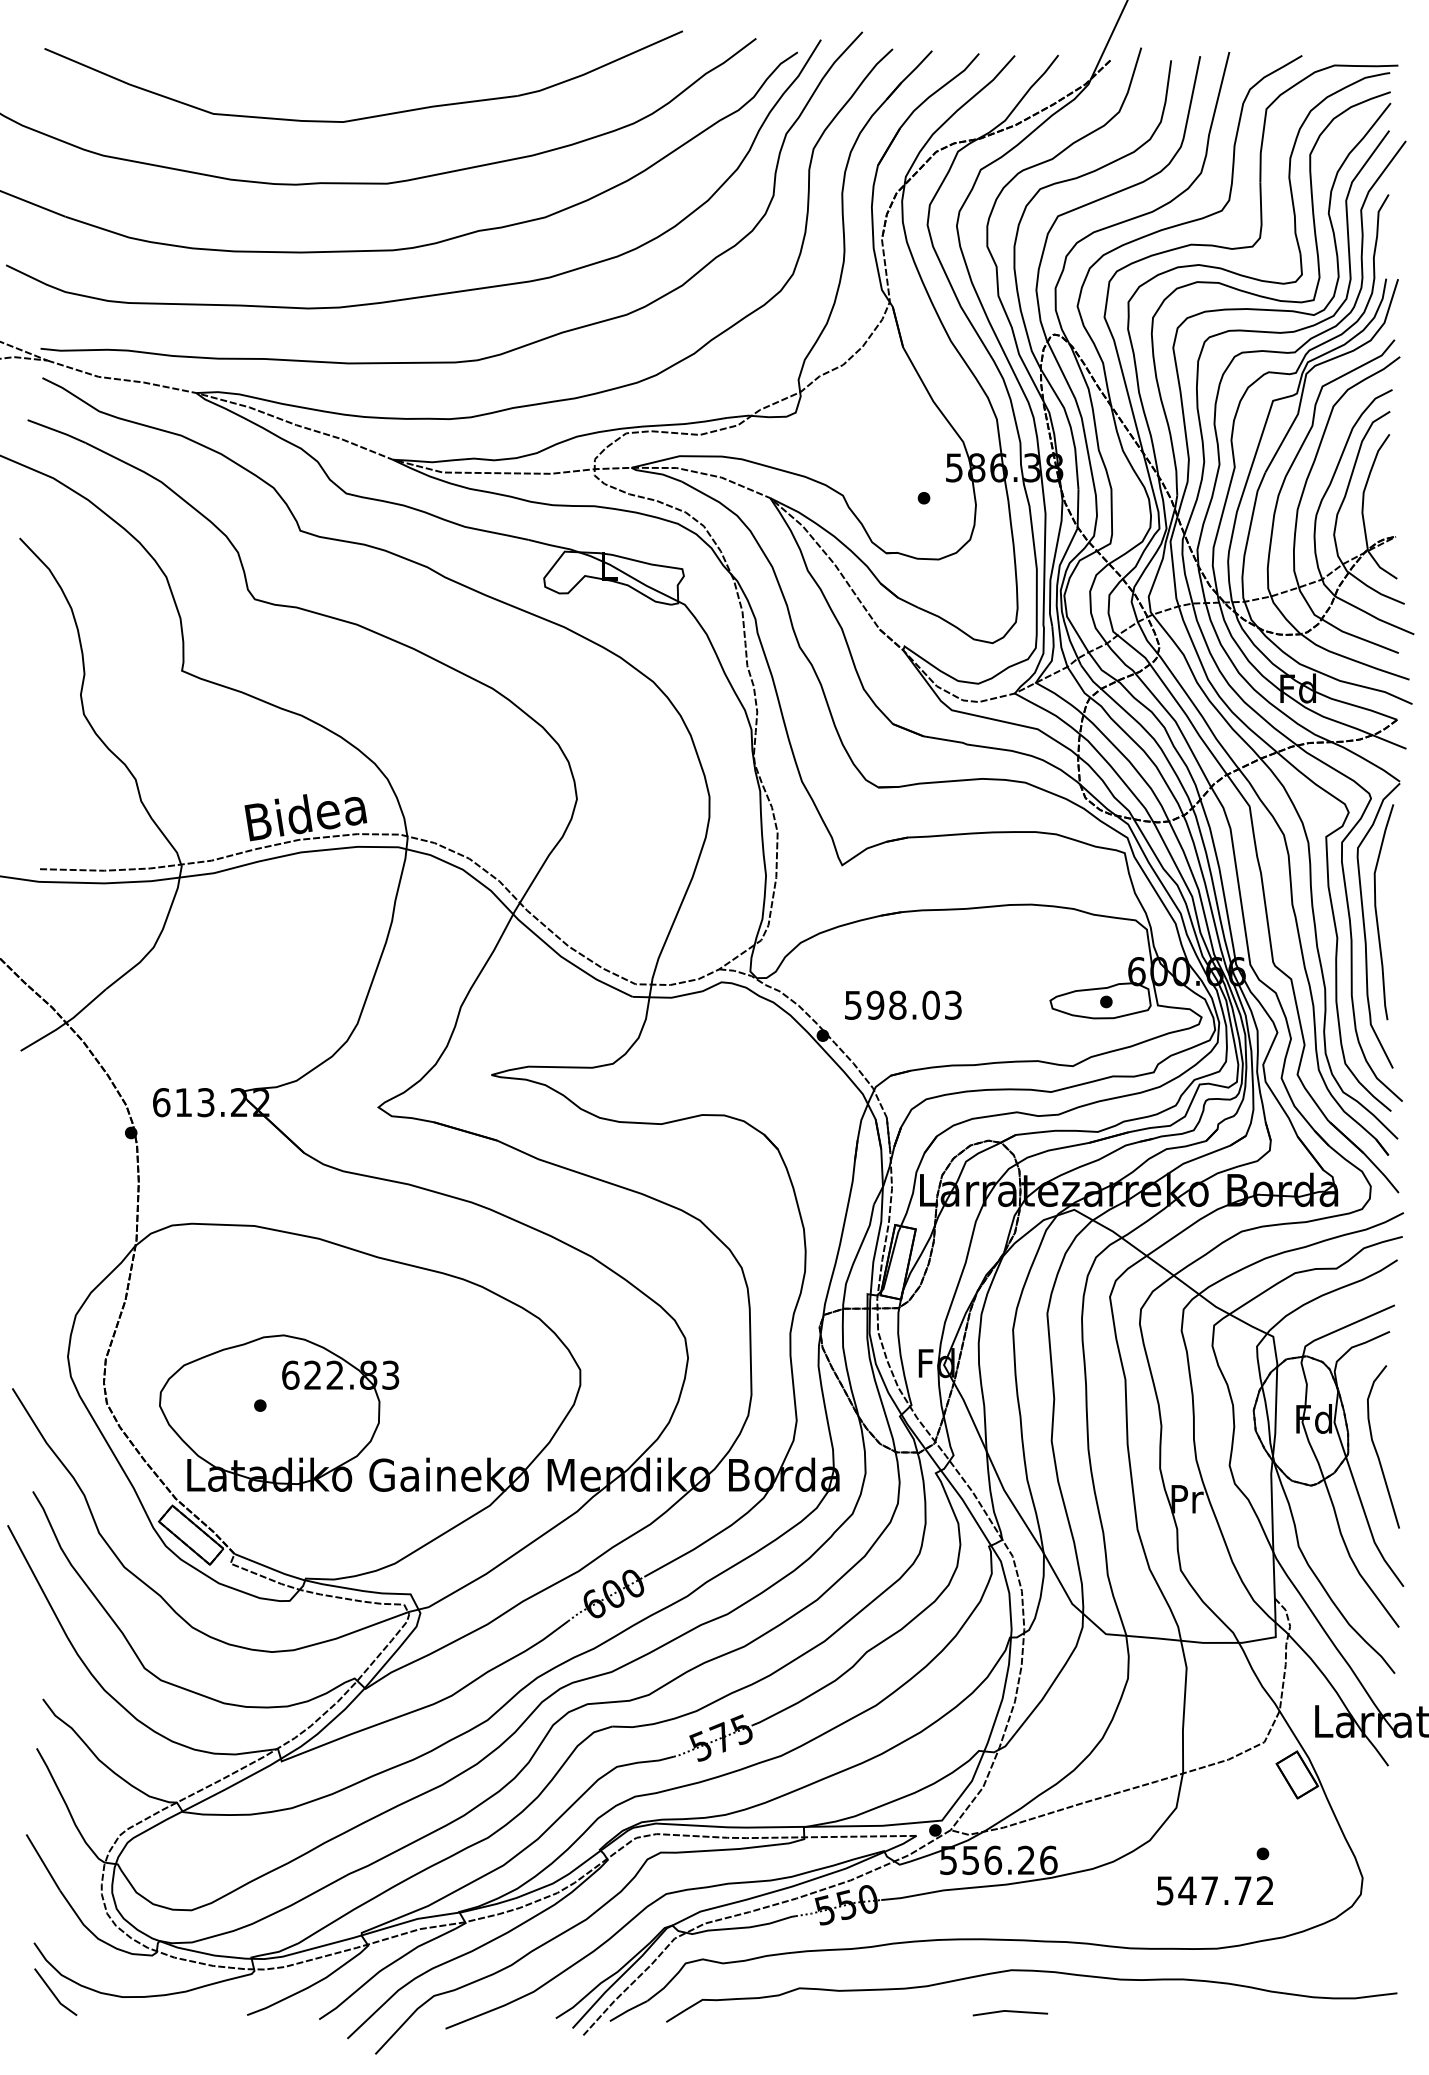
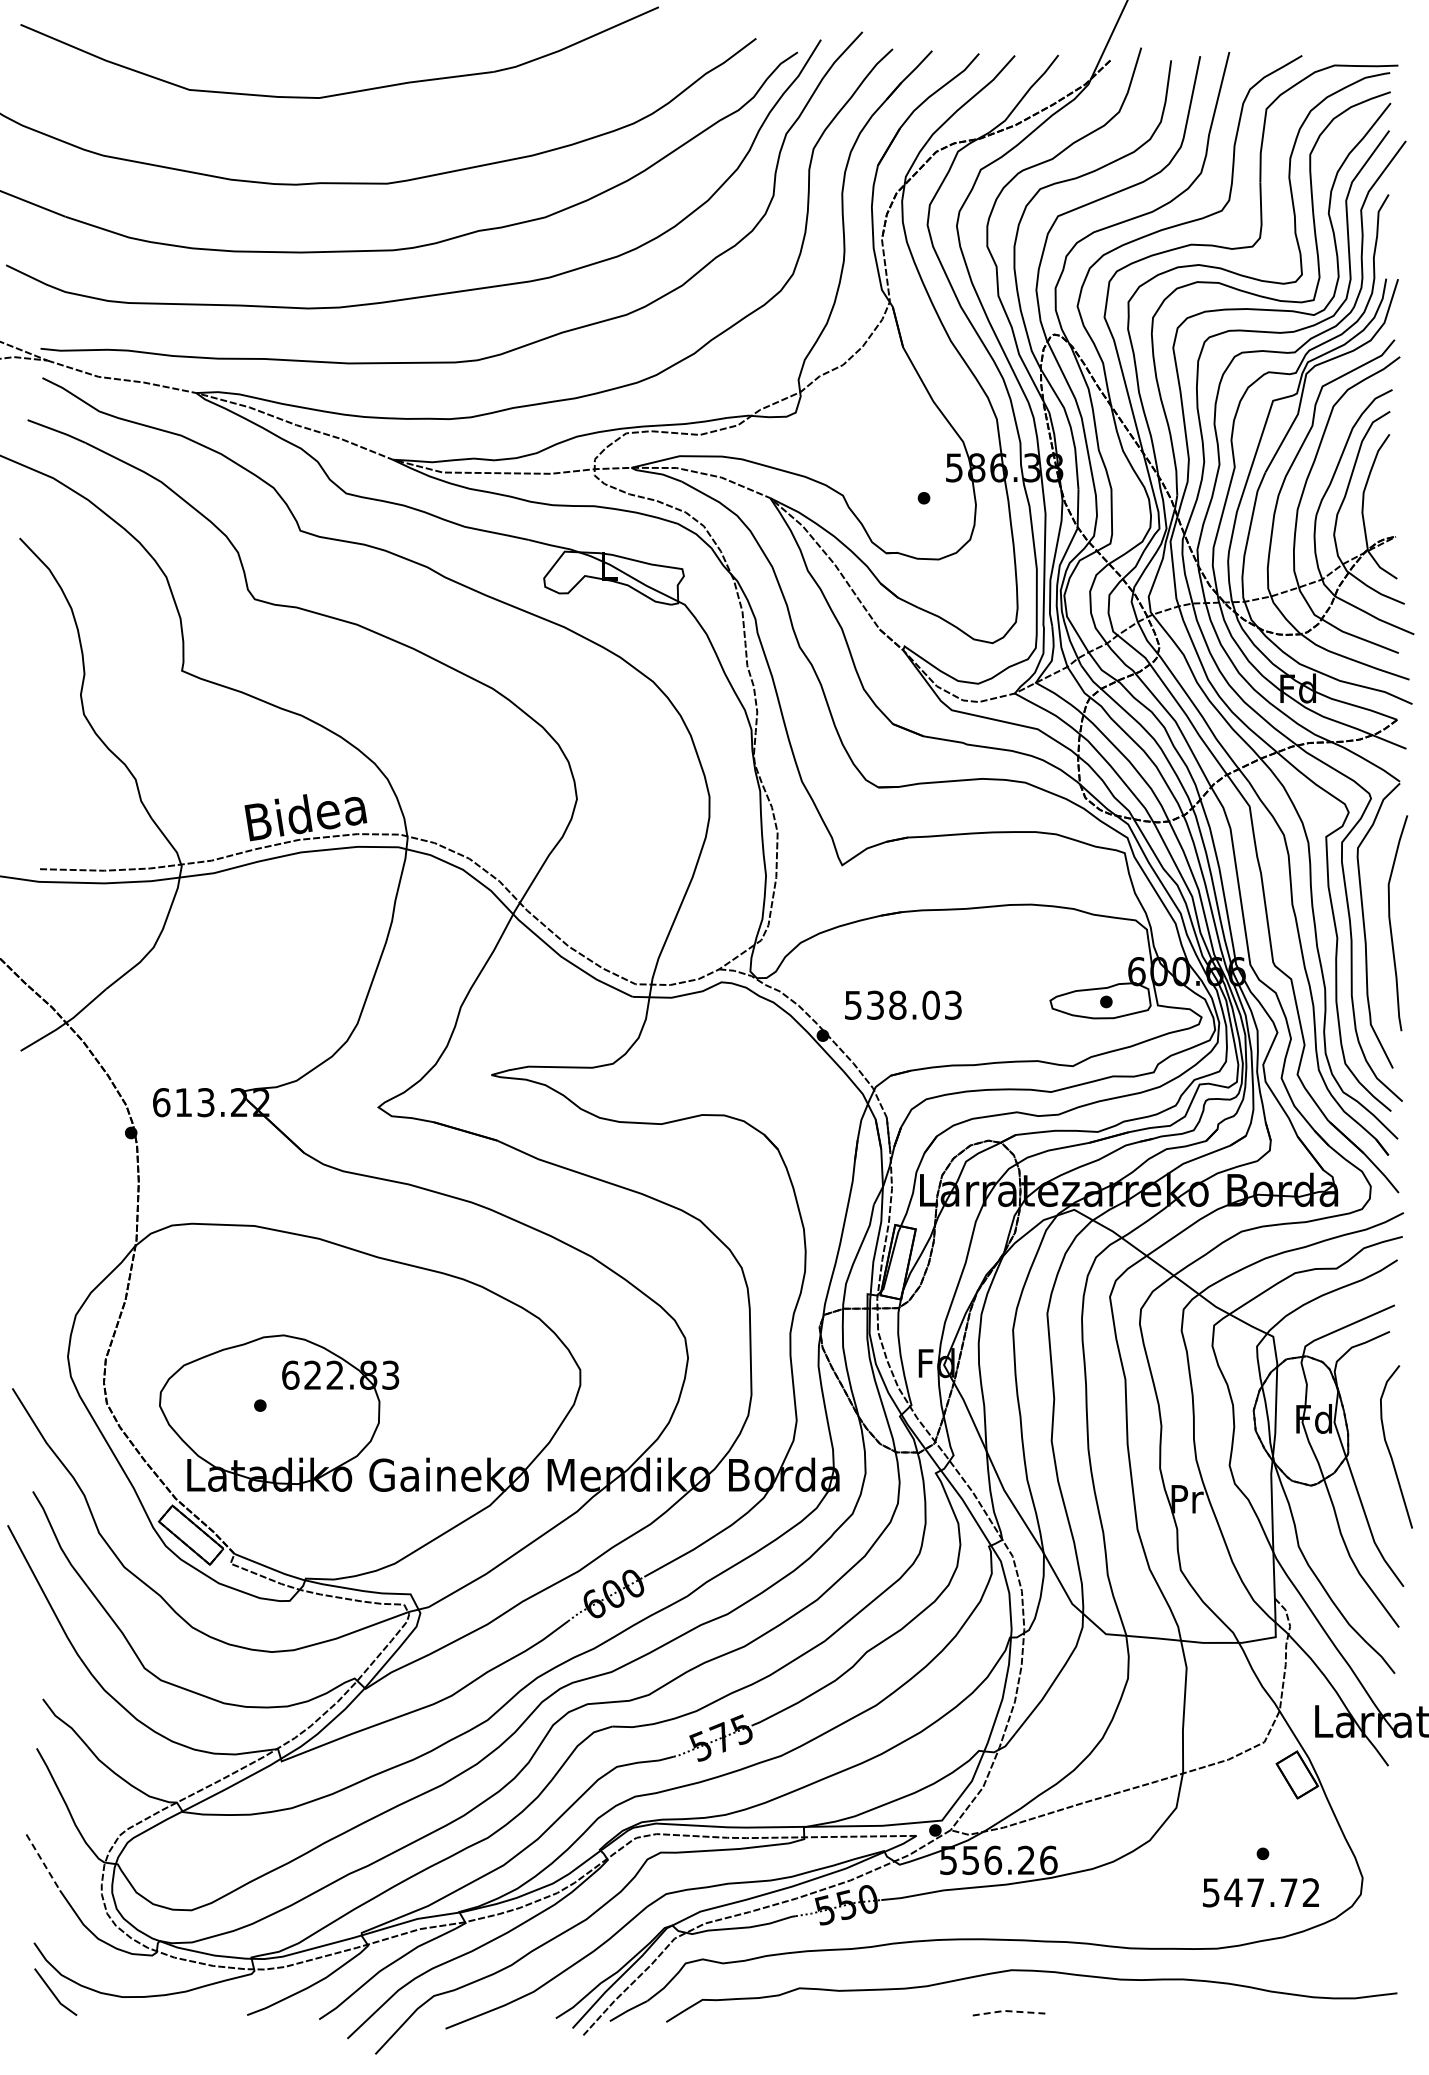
part position: (373, 115) -> (349, 91) (349, 91)
curve position: (1377, 913) -> (1391, 924) (1391, 924)
text: 598.03 -> 538.03 (875, 1004)
curve position: (1376, 1448) -> (1389, 1448) (1389, 1448)
line: solid -> dashed (43, 1862)
text position: (1214, 1890) -> (1260, 1892) (1260, 1892)
line: solid -> dashed (1011, 2011)
